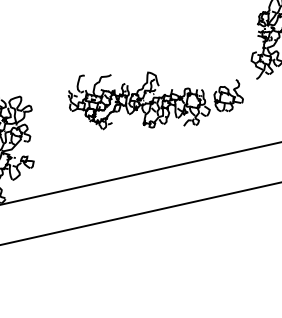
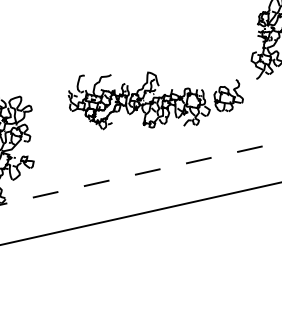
line: solid -> dashed (141, 173)
